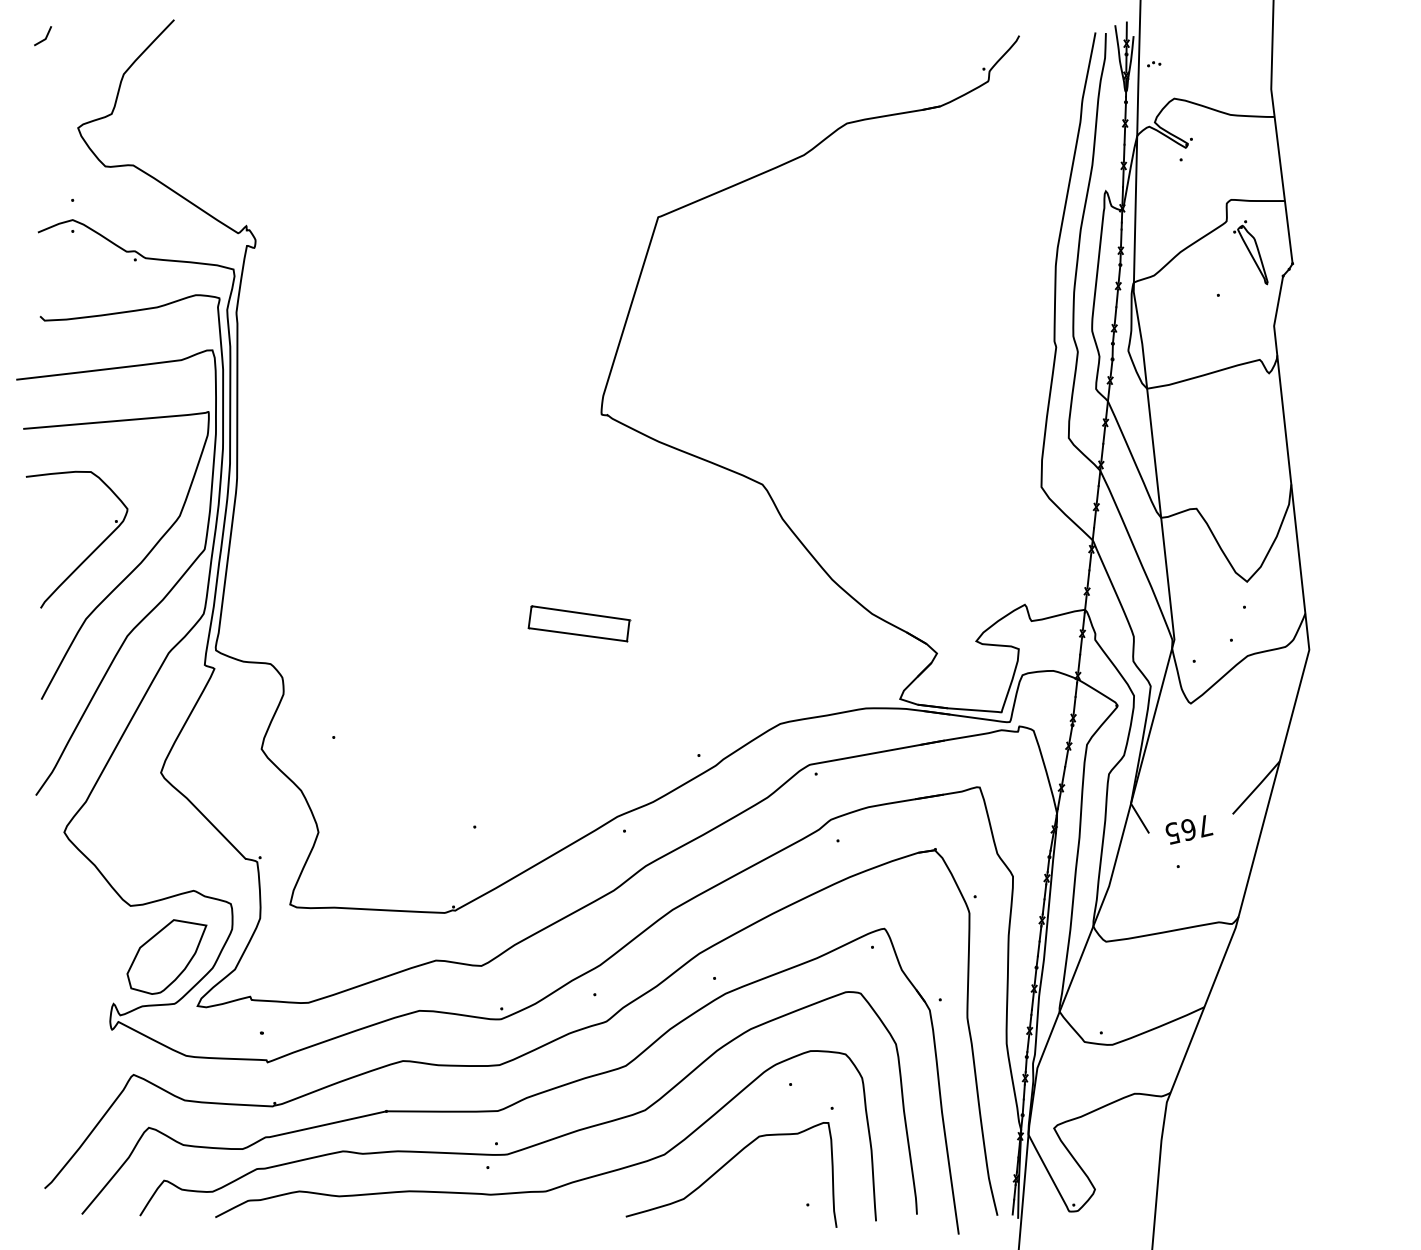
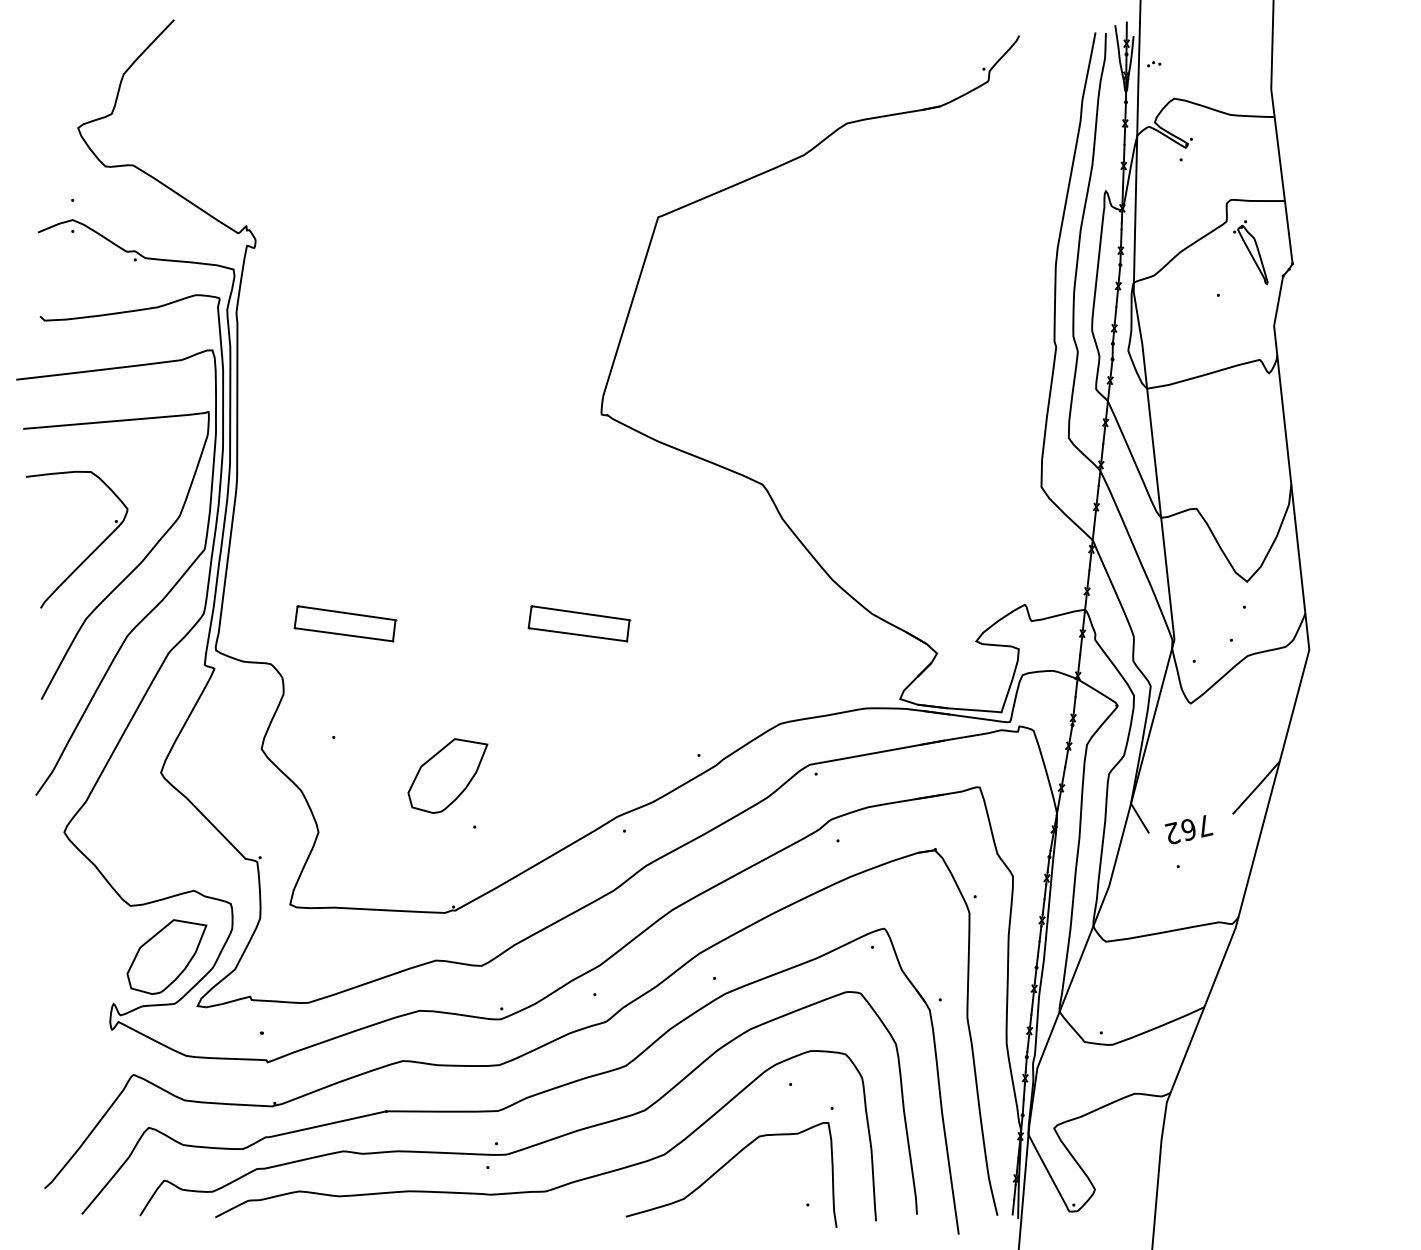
line: present -> none (45, 36)
part: none -> present (345, 623)
part: none -> present (447, 775)
text: 765 -> 762 (1172, 832)
